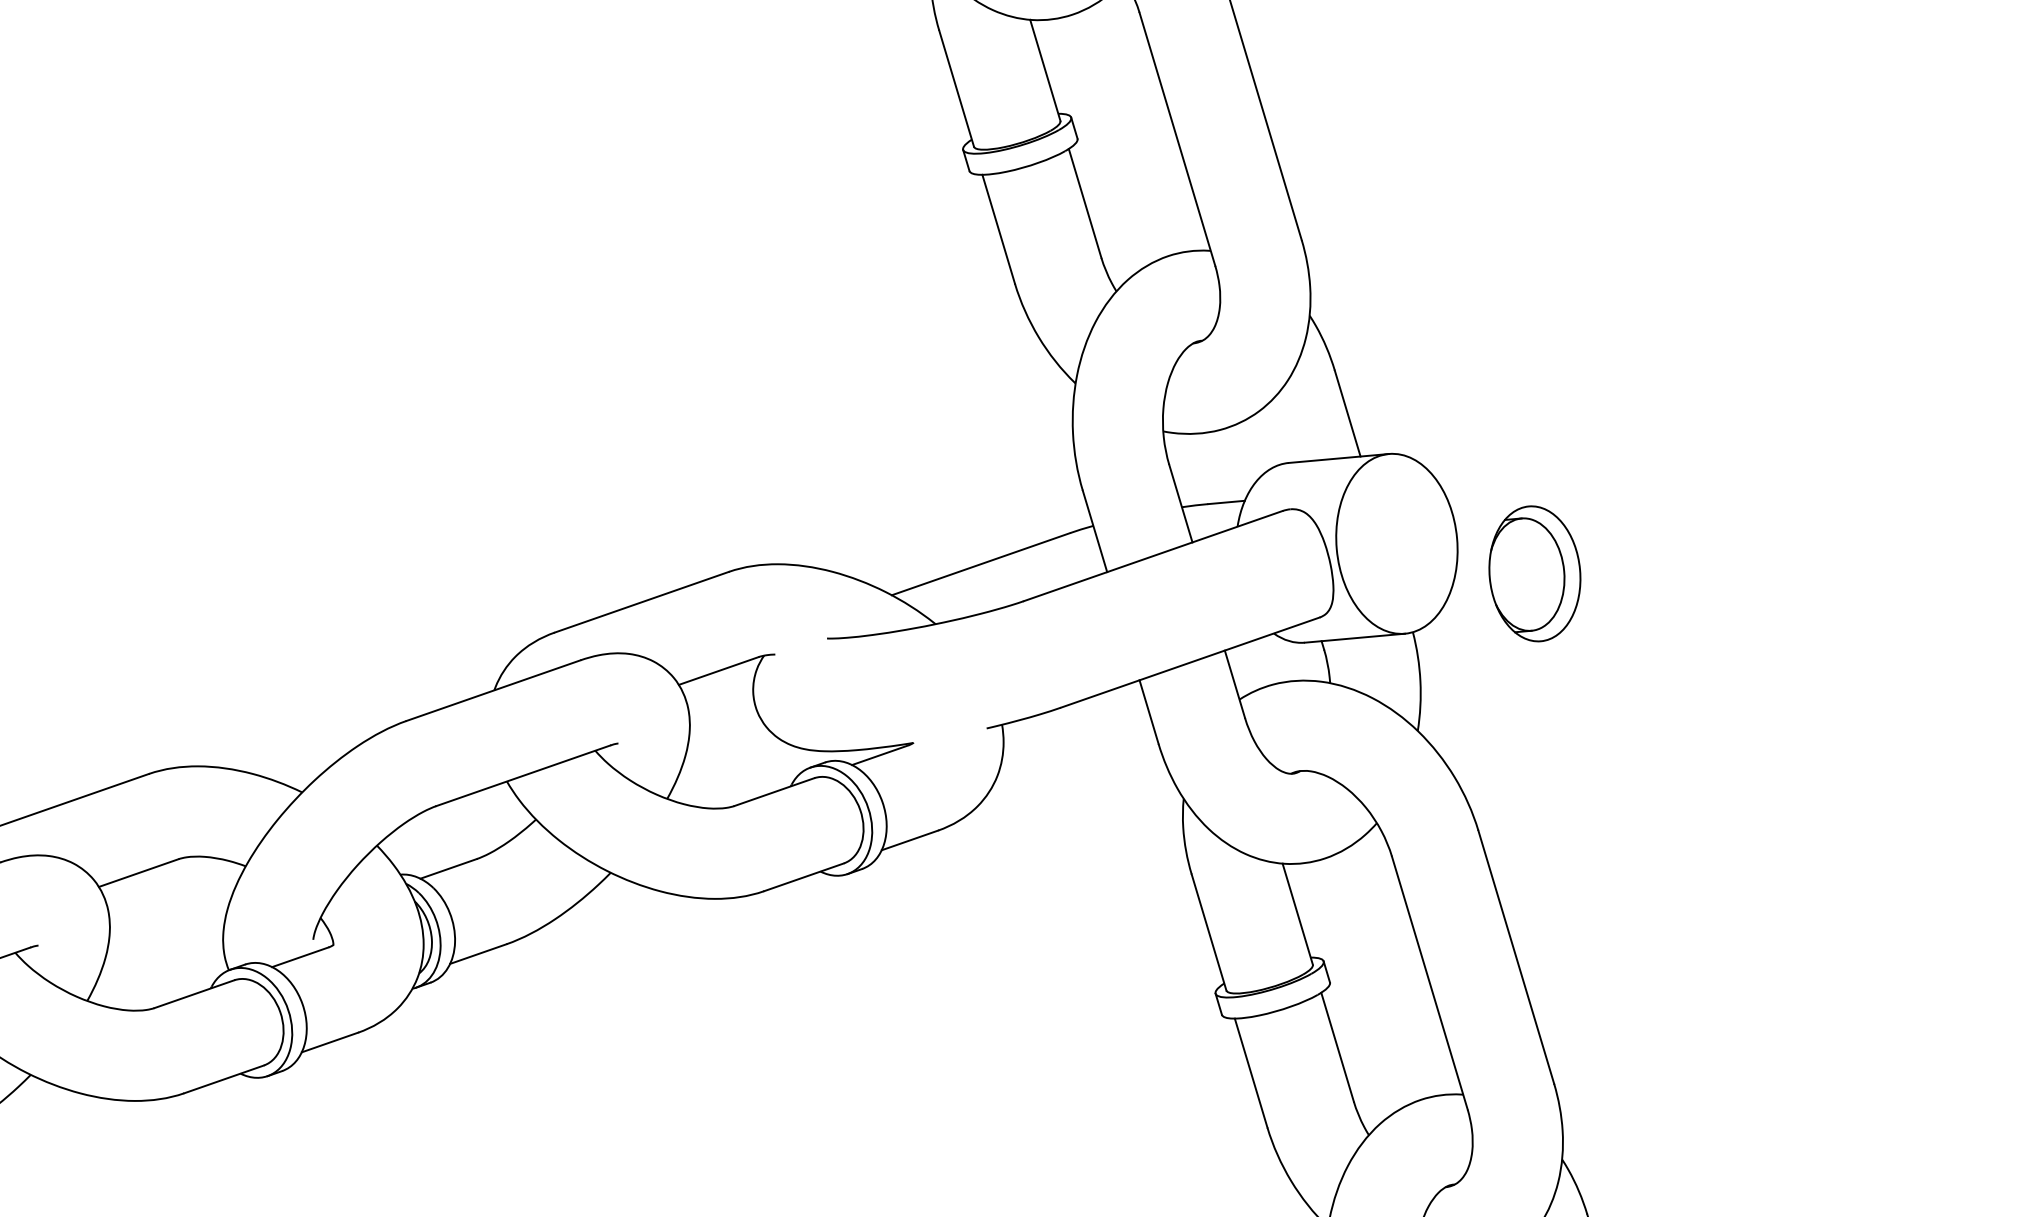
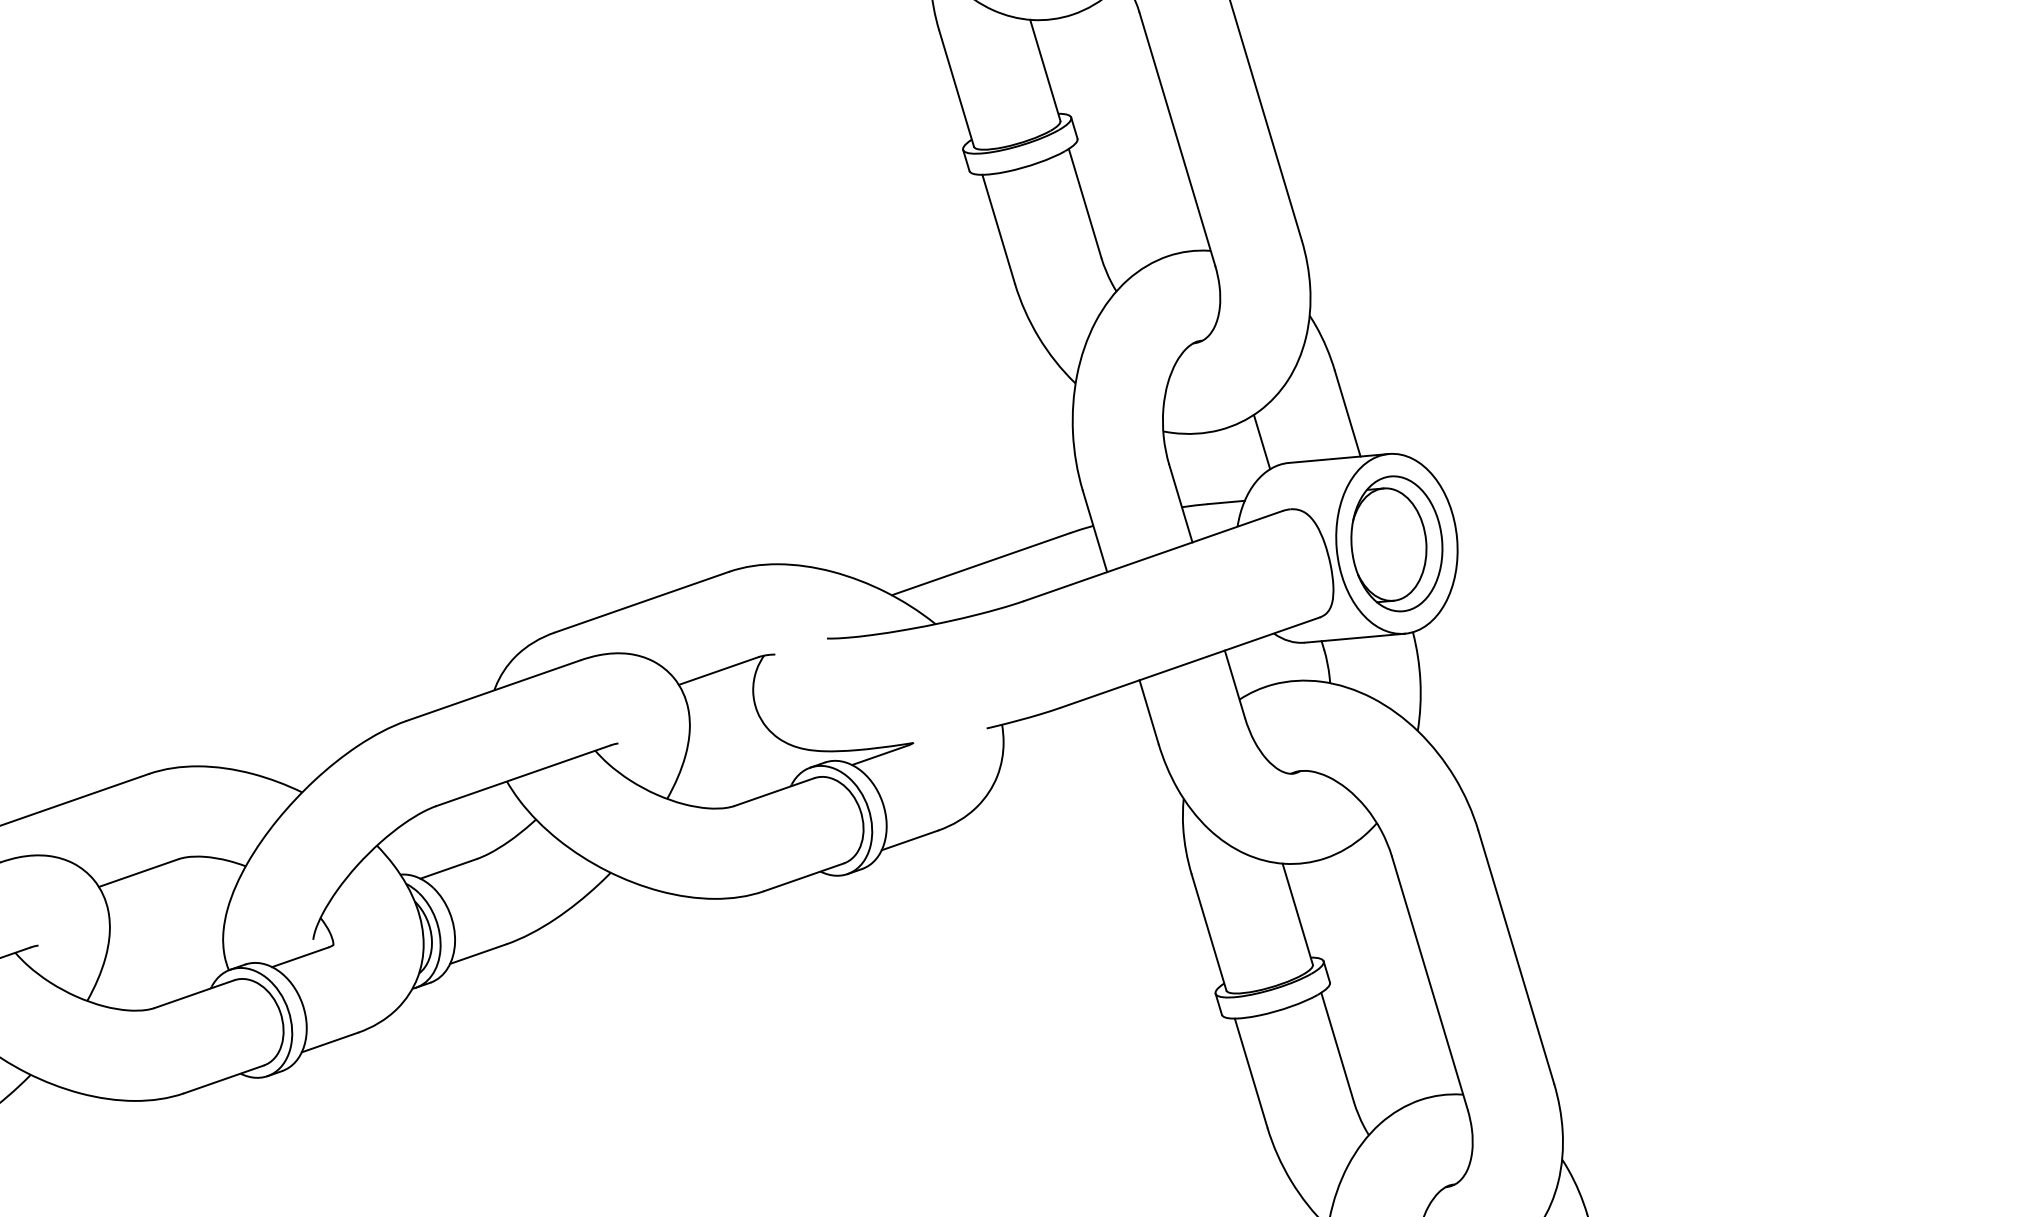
line: none -> present (1261, 441)
part position: (1534, 573) -> (1396, 543) (1396, 543)
